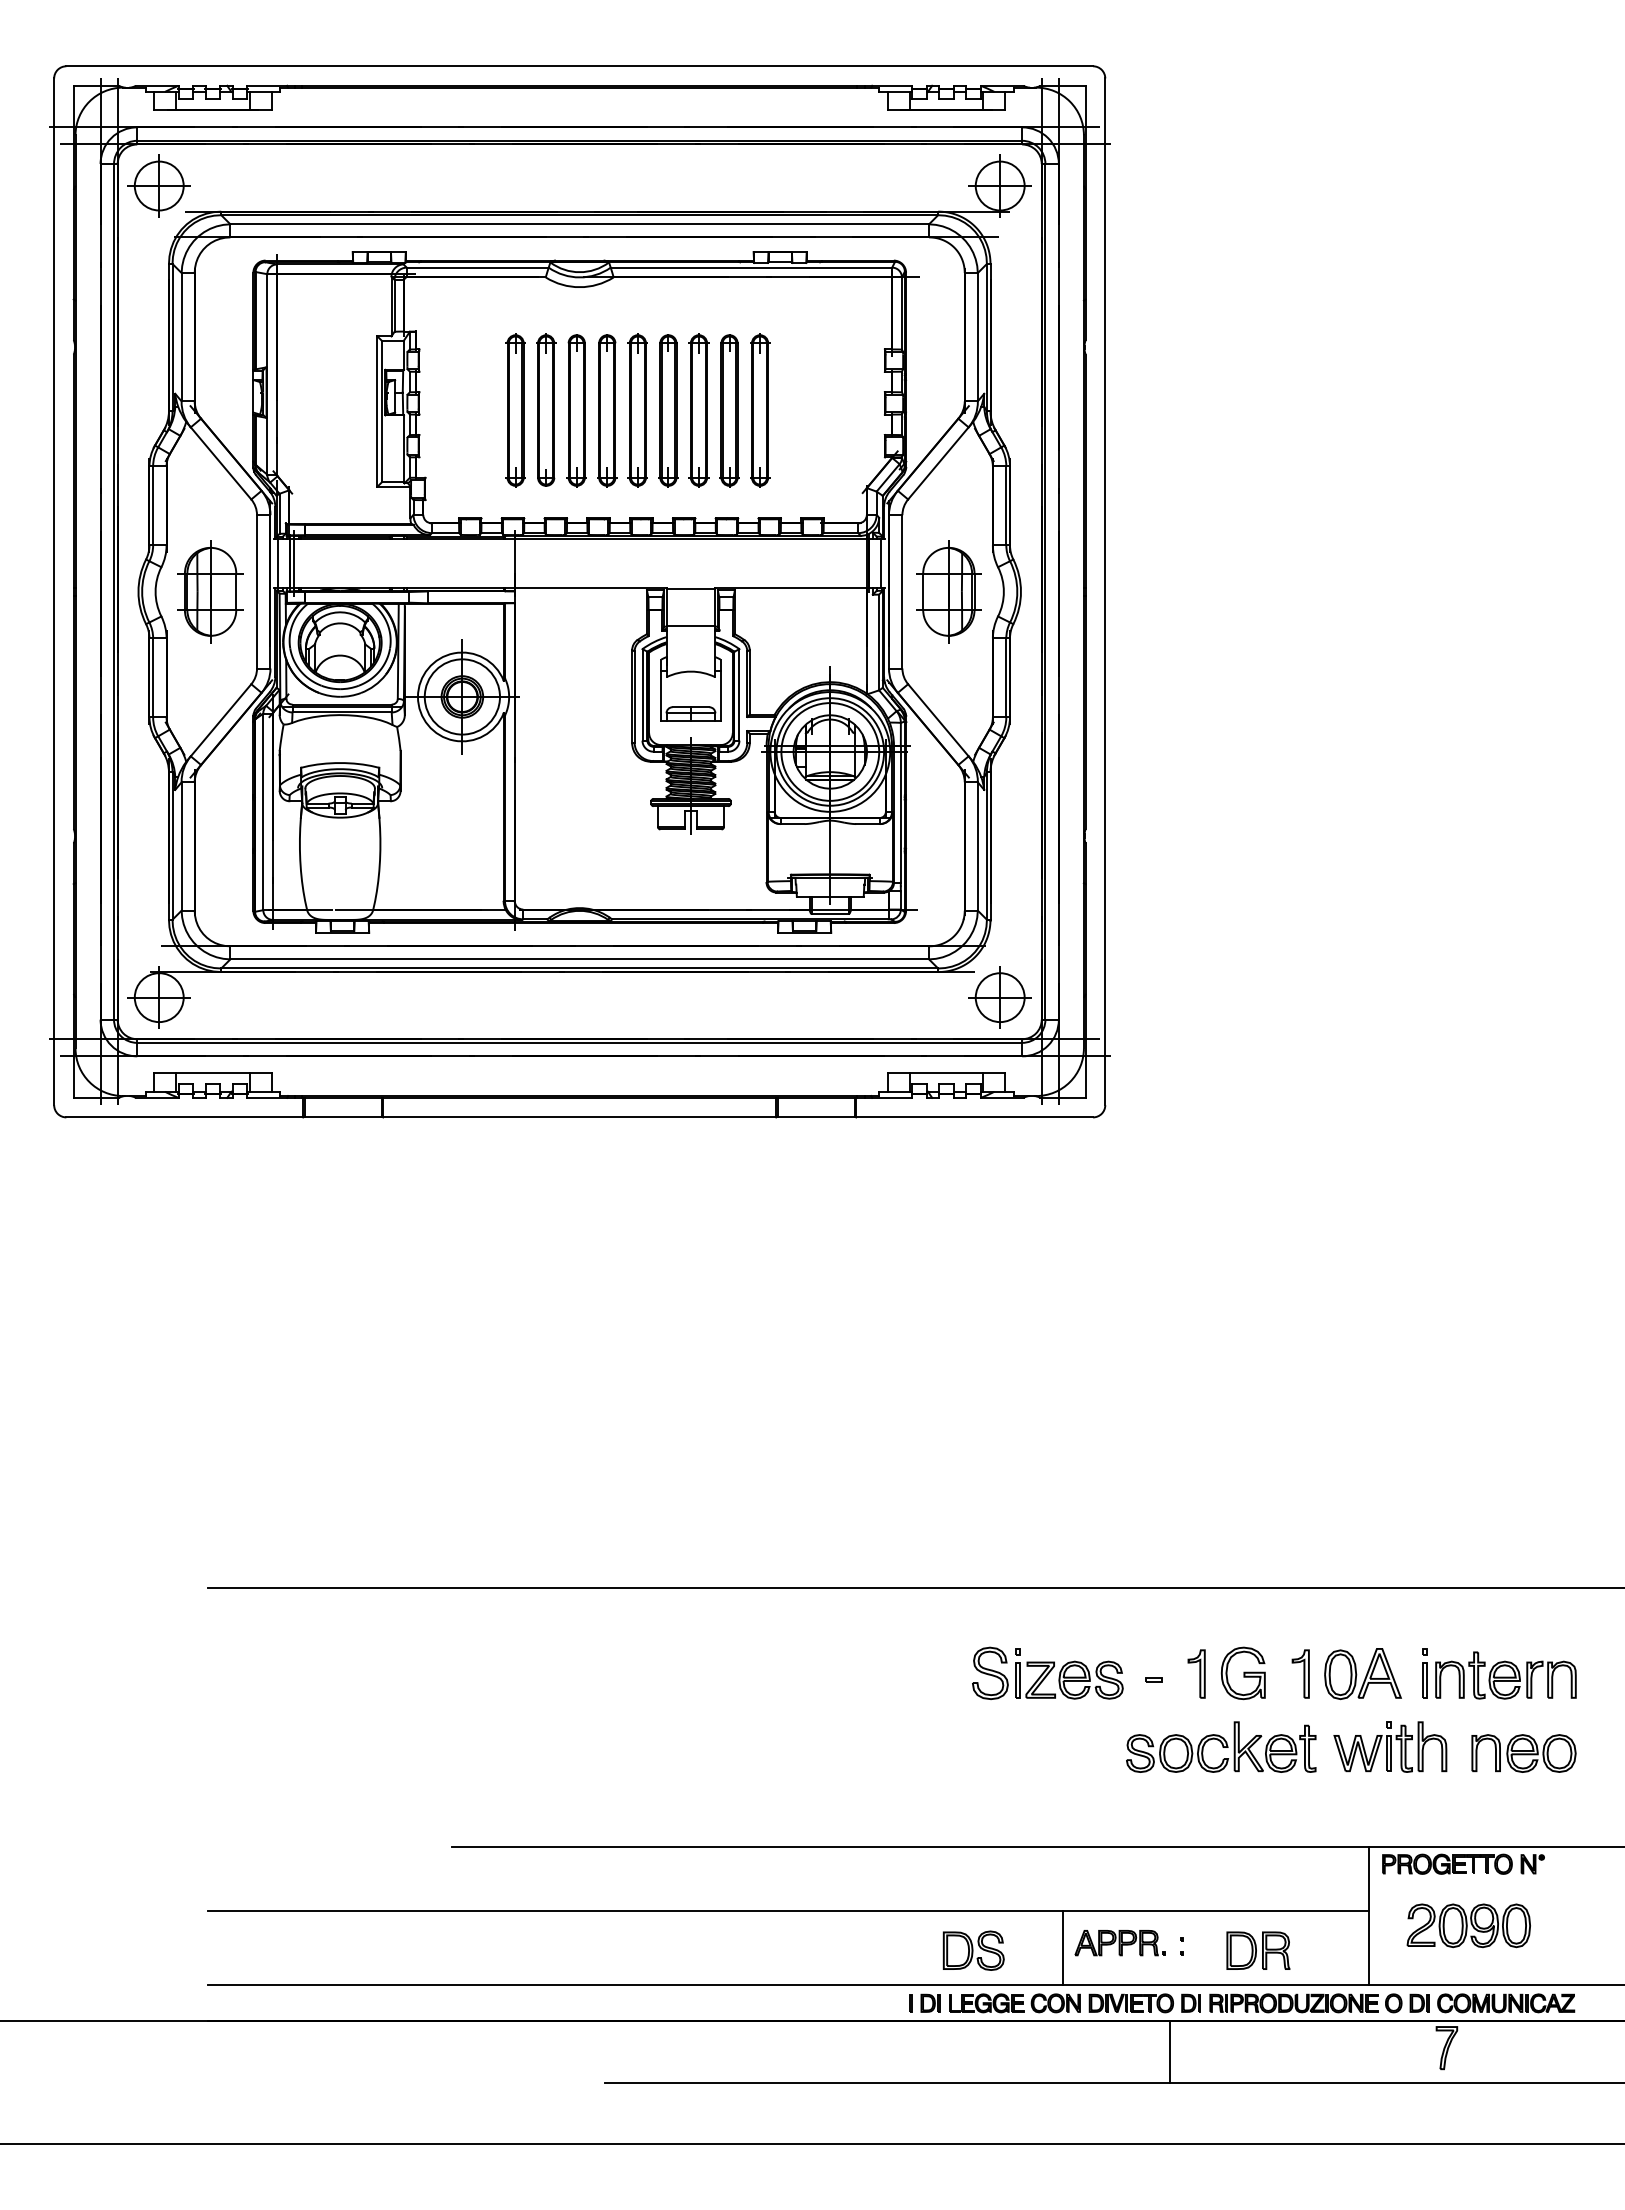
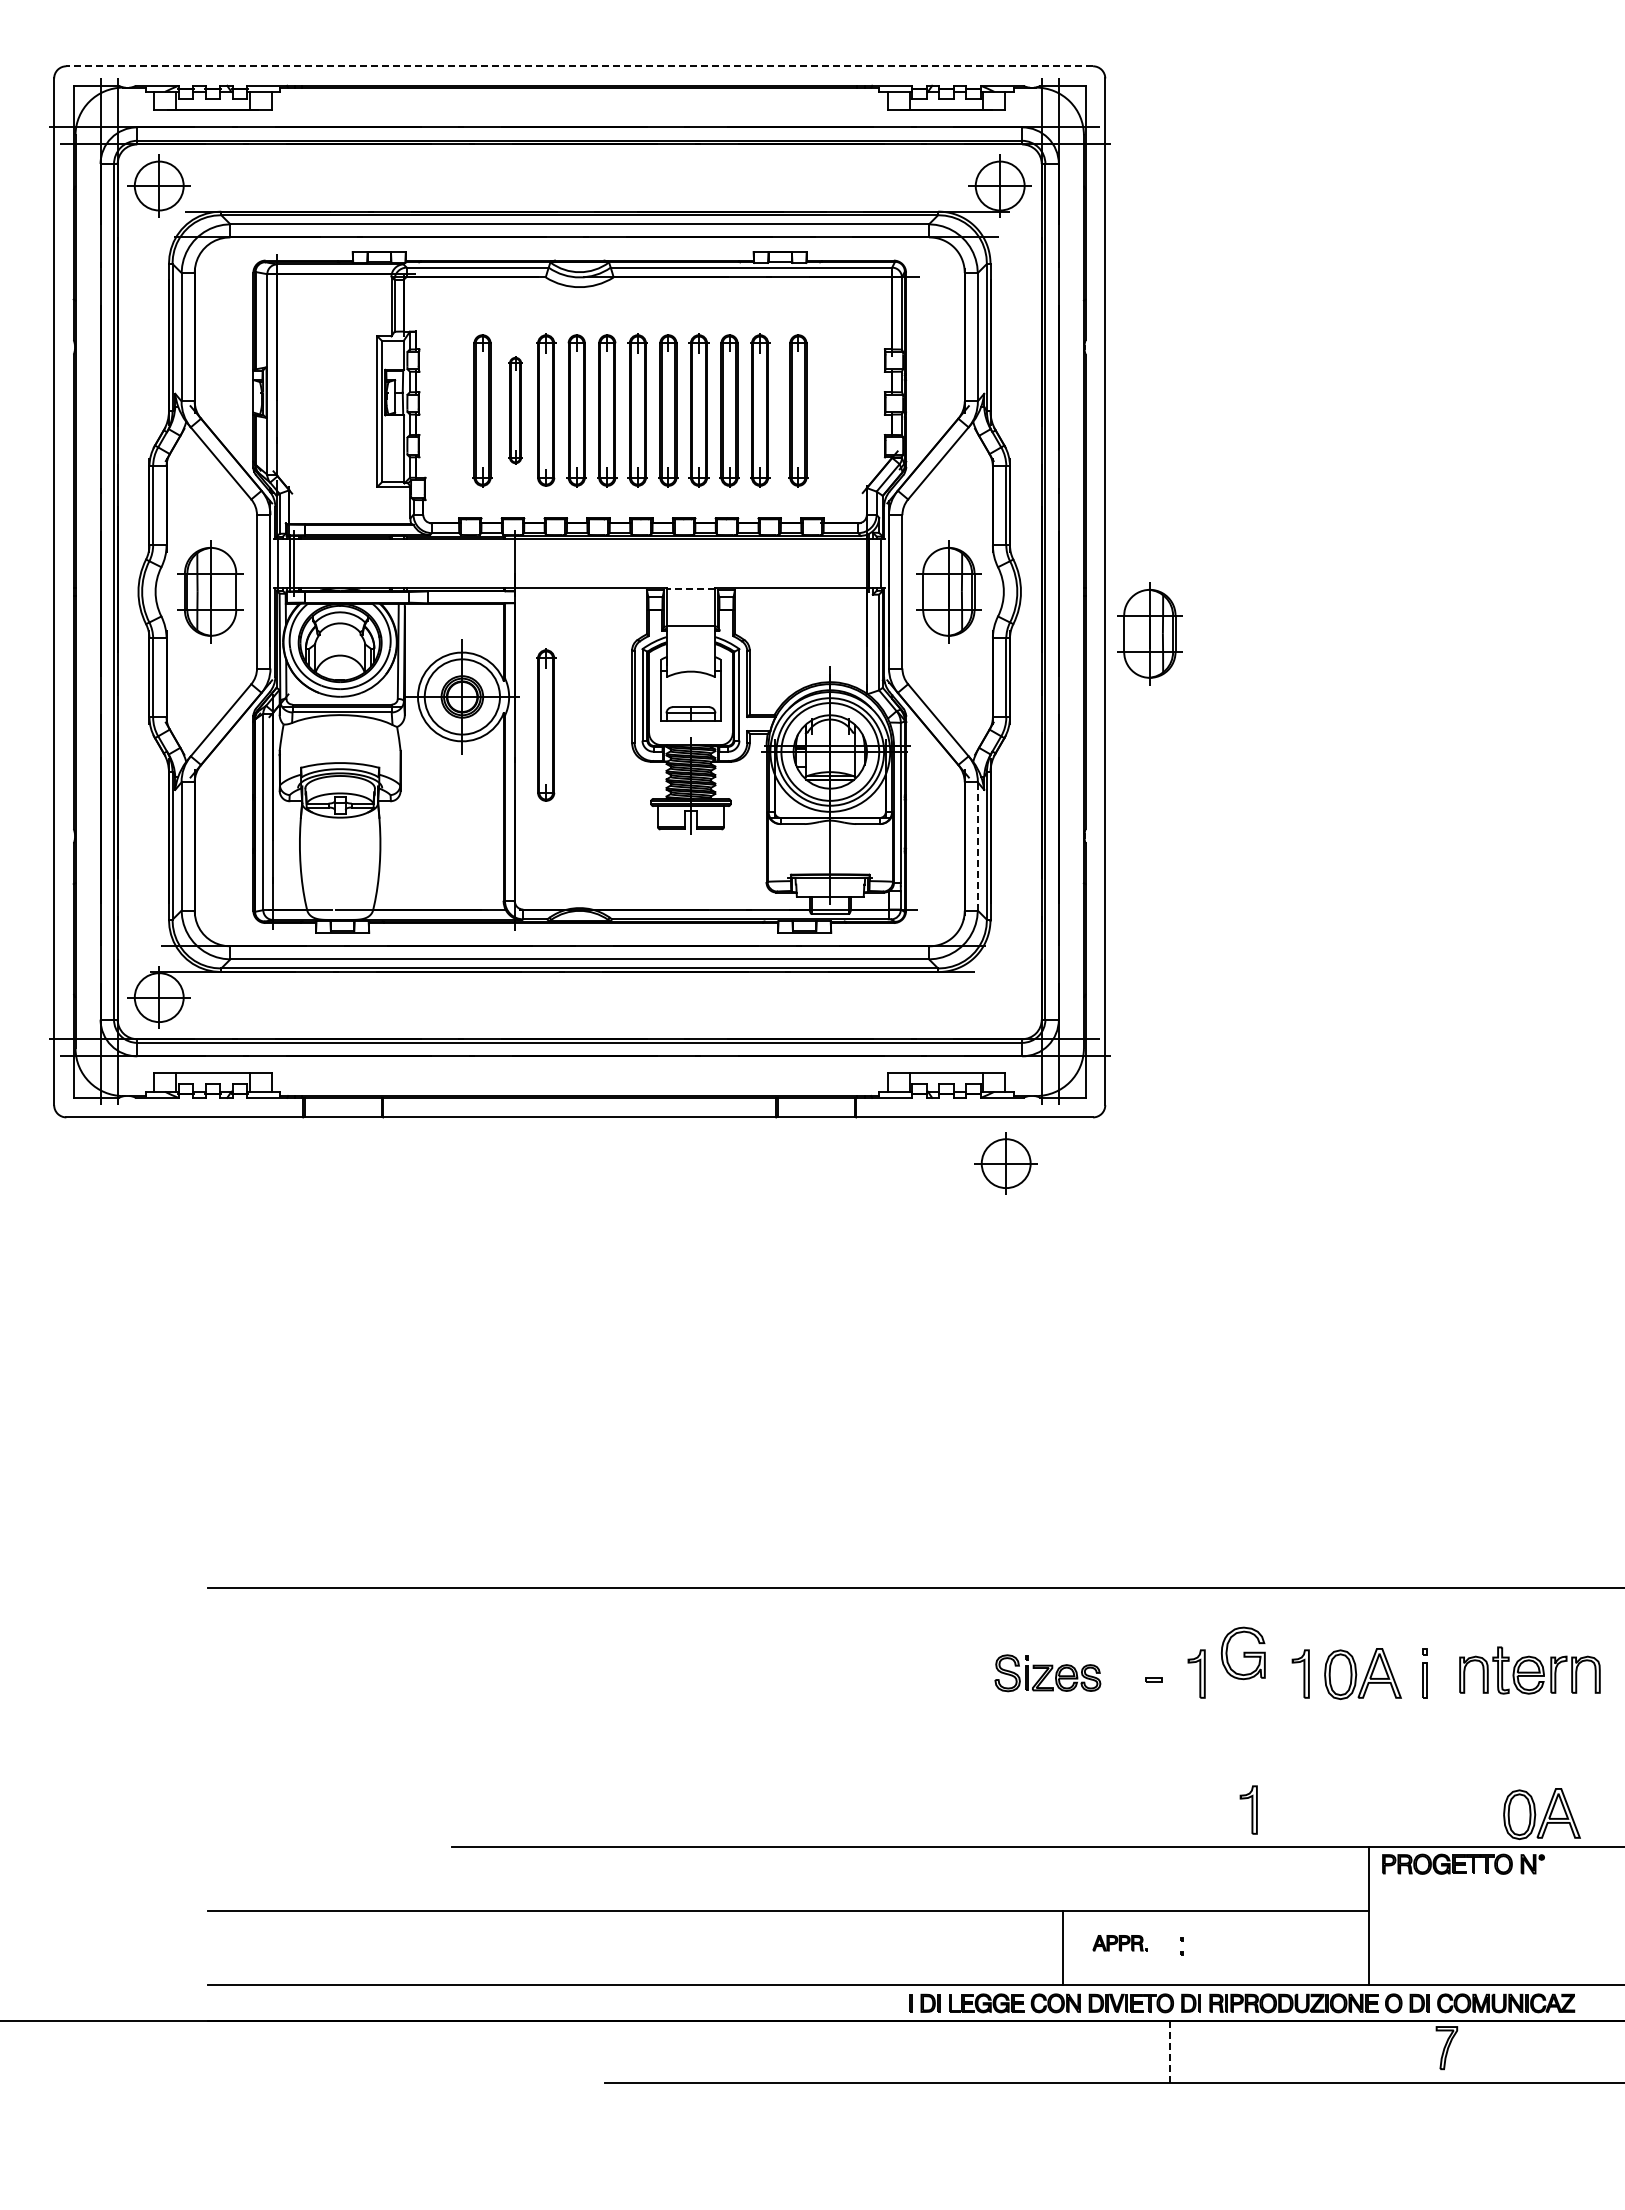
line: solid -> dashed (579, 66)
part: none -> present (482, 410)
part size: 21x155 px -> 15x109 px (515, 410)
part: none -> present (798, 410)
line: solid -> dashed (690, 589)
part: none -> present (1149, 633)
part: none -> present (546, 724)
line: solid -> dashed (977, 845)
part position: (999, 997) -> (1005, 1163) (1005, 1163)
part size: 152x54 px -> 108x39 px (1047, 1673)
part position: (1242, 1673) -> (1242, 1653) (1242, 1653)
part position: (1505, 1675) -> (1529, 1670) (1529, 1670)
part: present -> none (1221, 1746)
part: present -> none (1390, 1746)
part: present -> none (1523, 1753)
part: none -> present (1248, 1809)
part: none -> present (1541, 1814)
part: present -> none (1468, 1925)
part size: 92x27 px -> 56x17 px (1119, 1943)
part: present -> none (973, 1950)
part: present -> none (1258, 1950)
line: solid -> dashed (1170, 2052)
line: present -> none (811, 2143)
